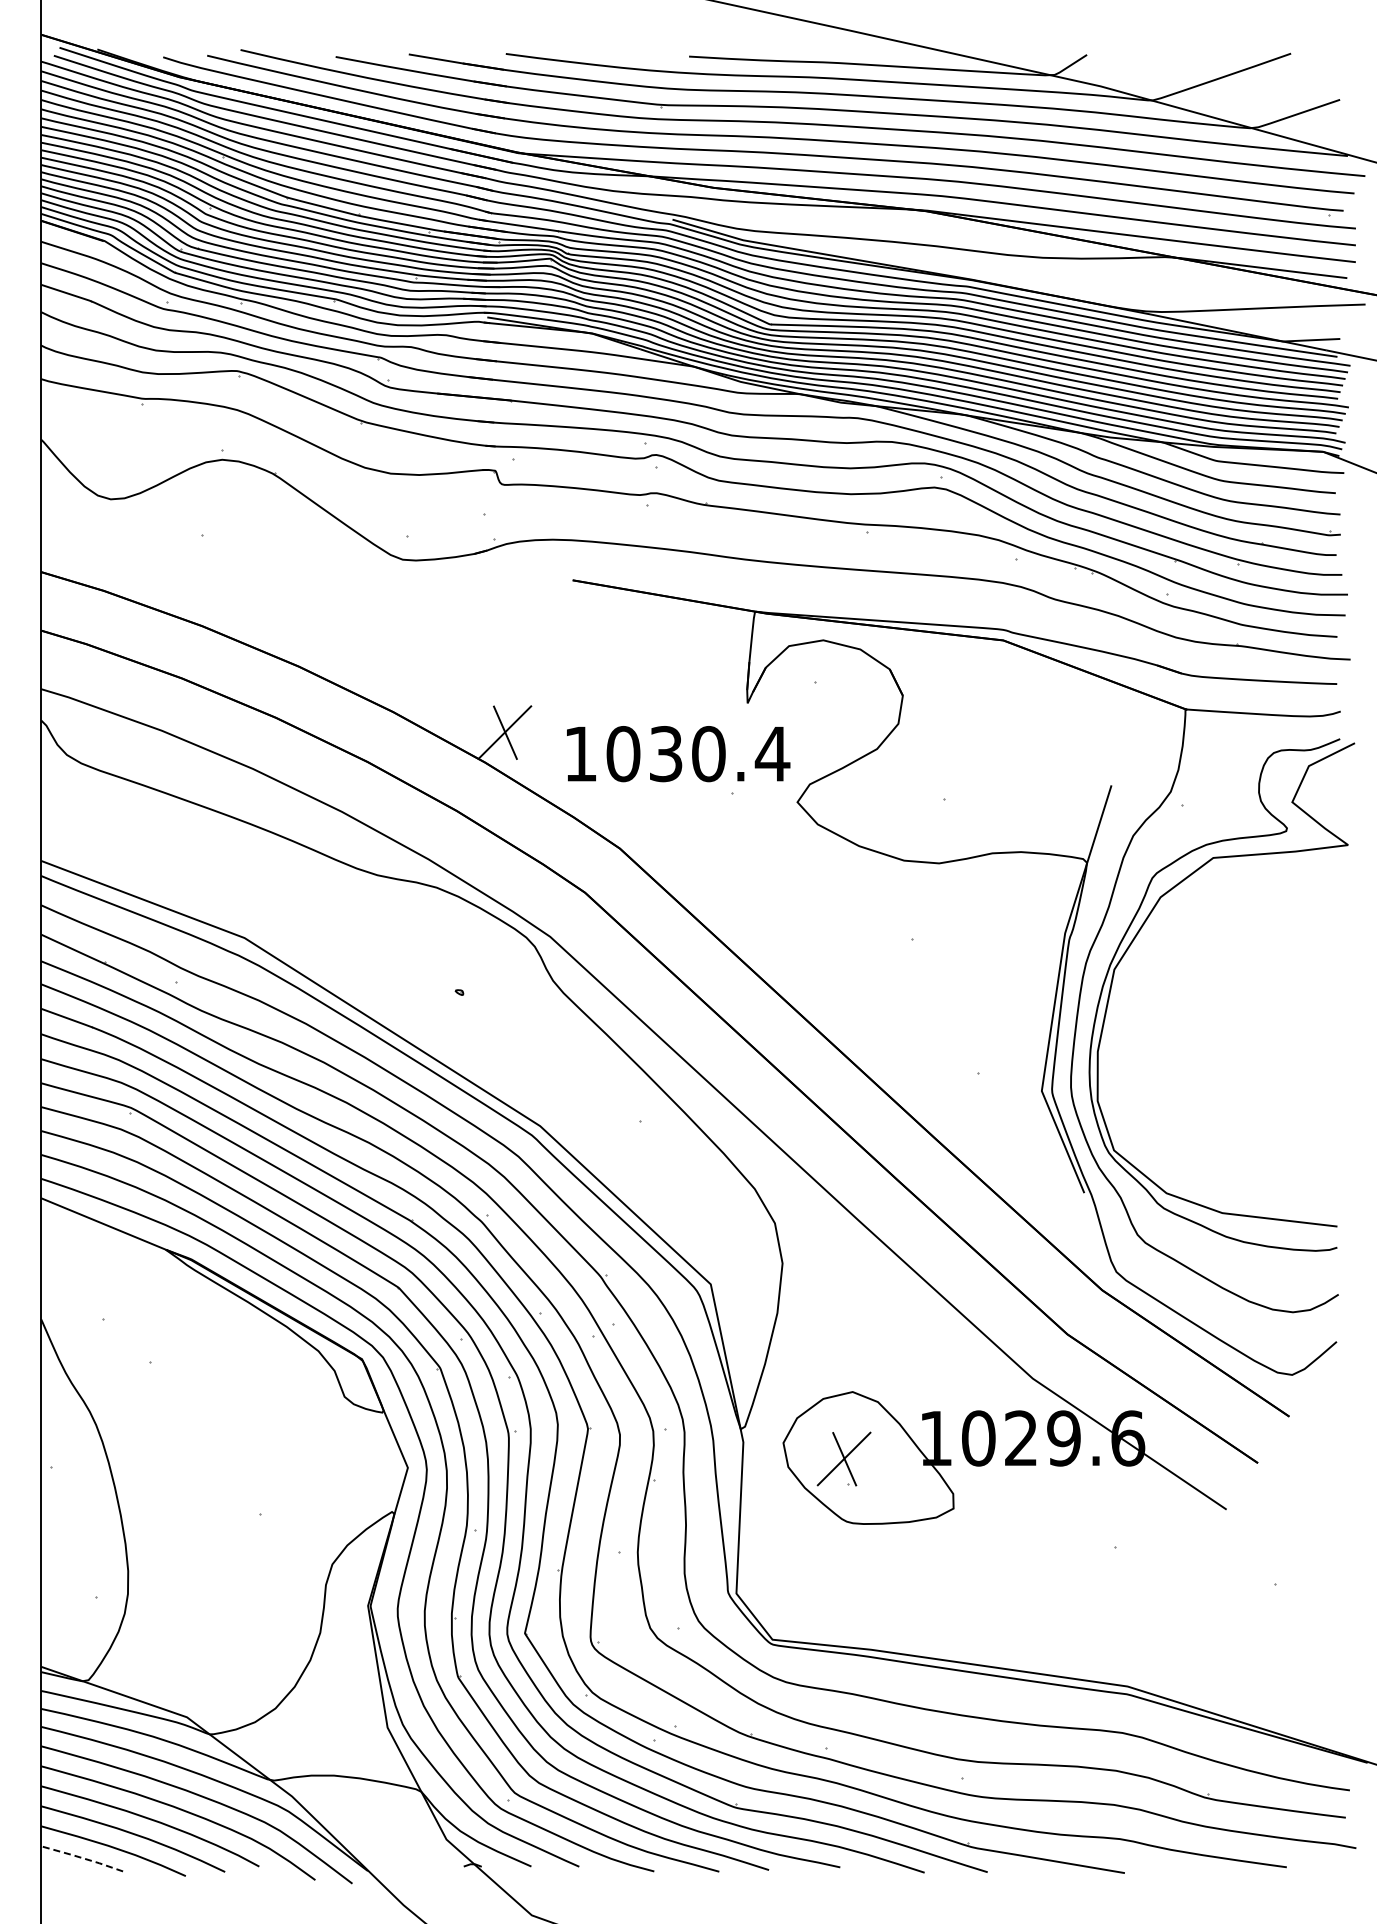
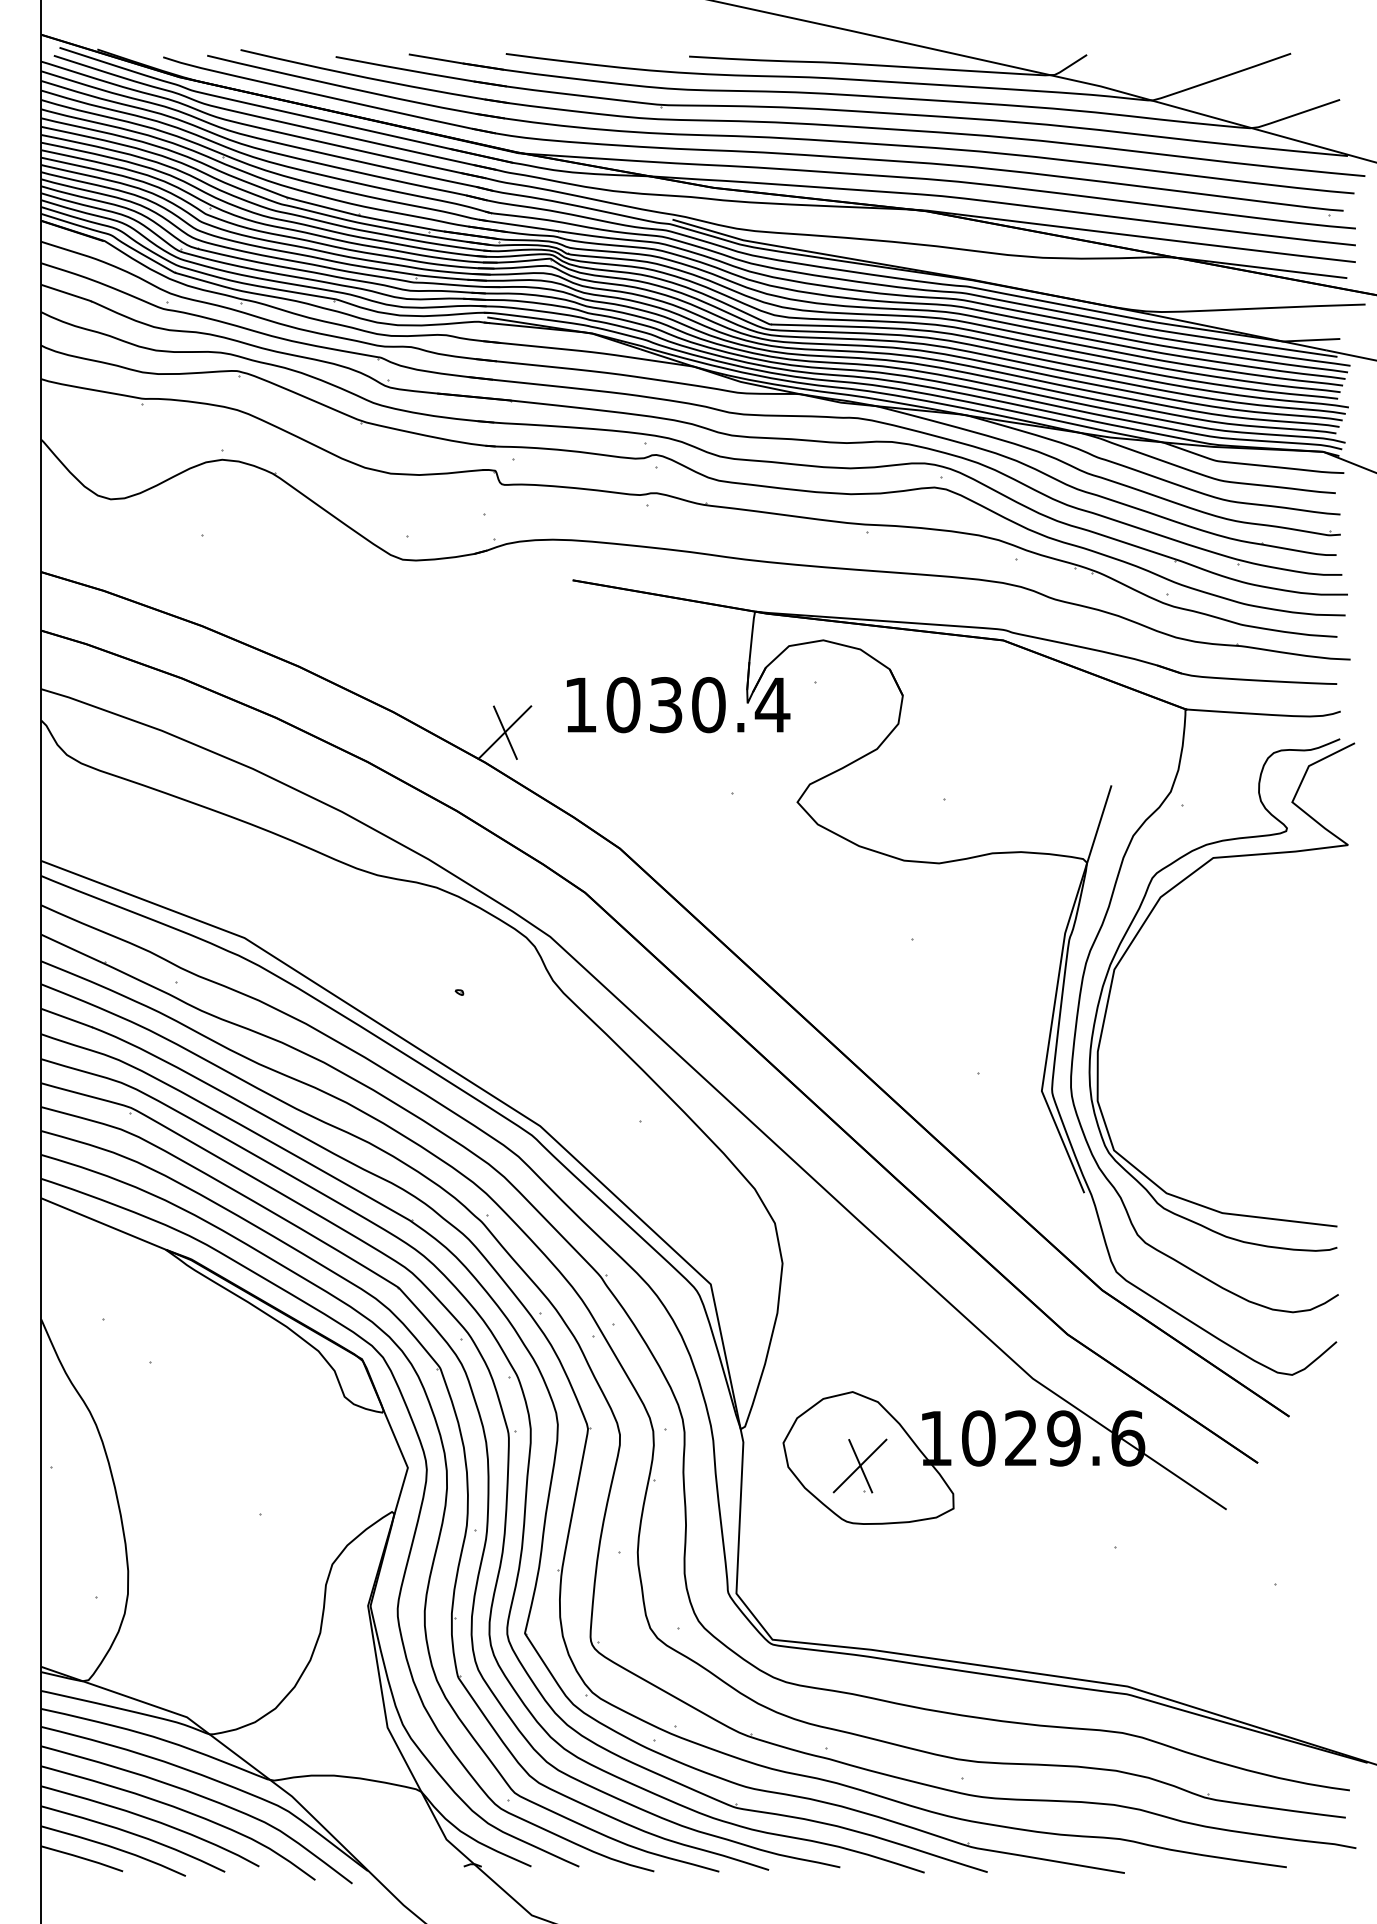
text position: (678, 754) -> (678, 705) (678, 705)
part position: (843, 1458) -> (859, 1465) (859, 1465)
line: dashed -> solid (82, 1858)
